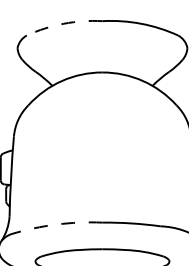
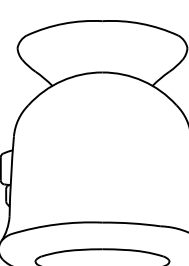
arc: dashed -> solid (63, 23)
arc: dashed -> solid (56, 224)
